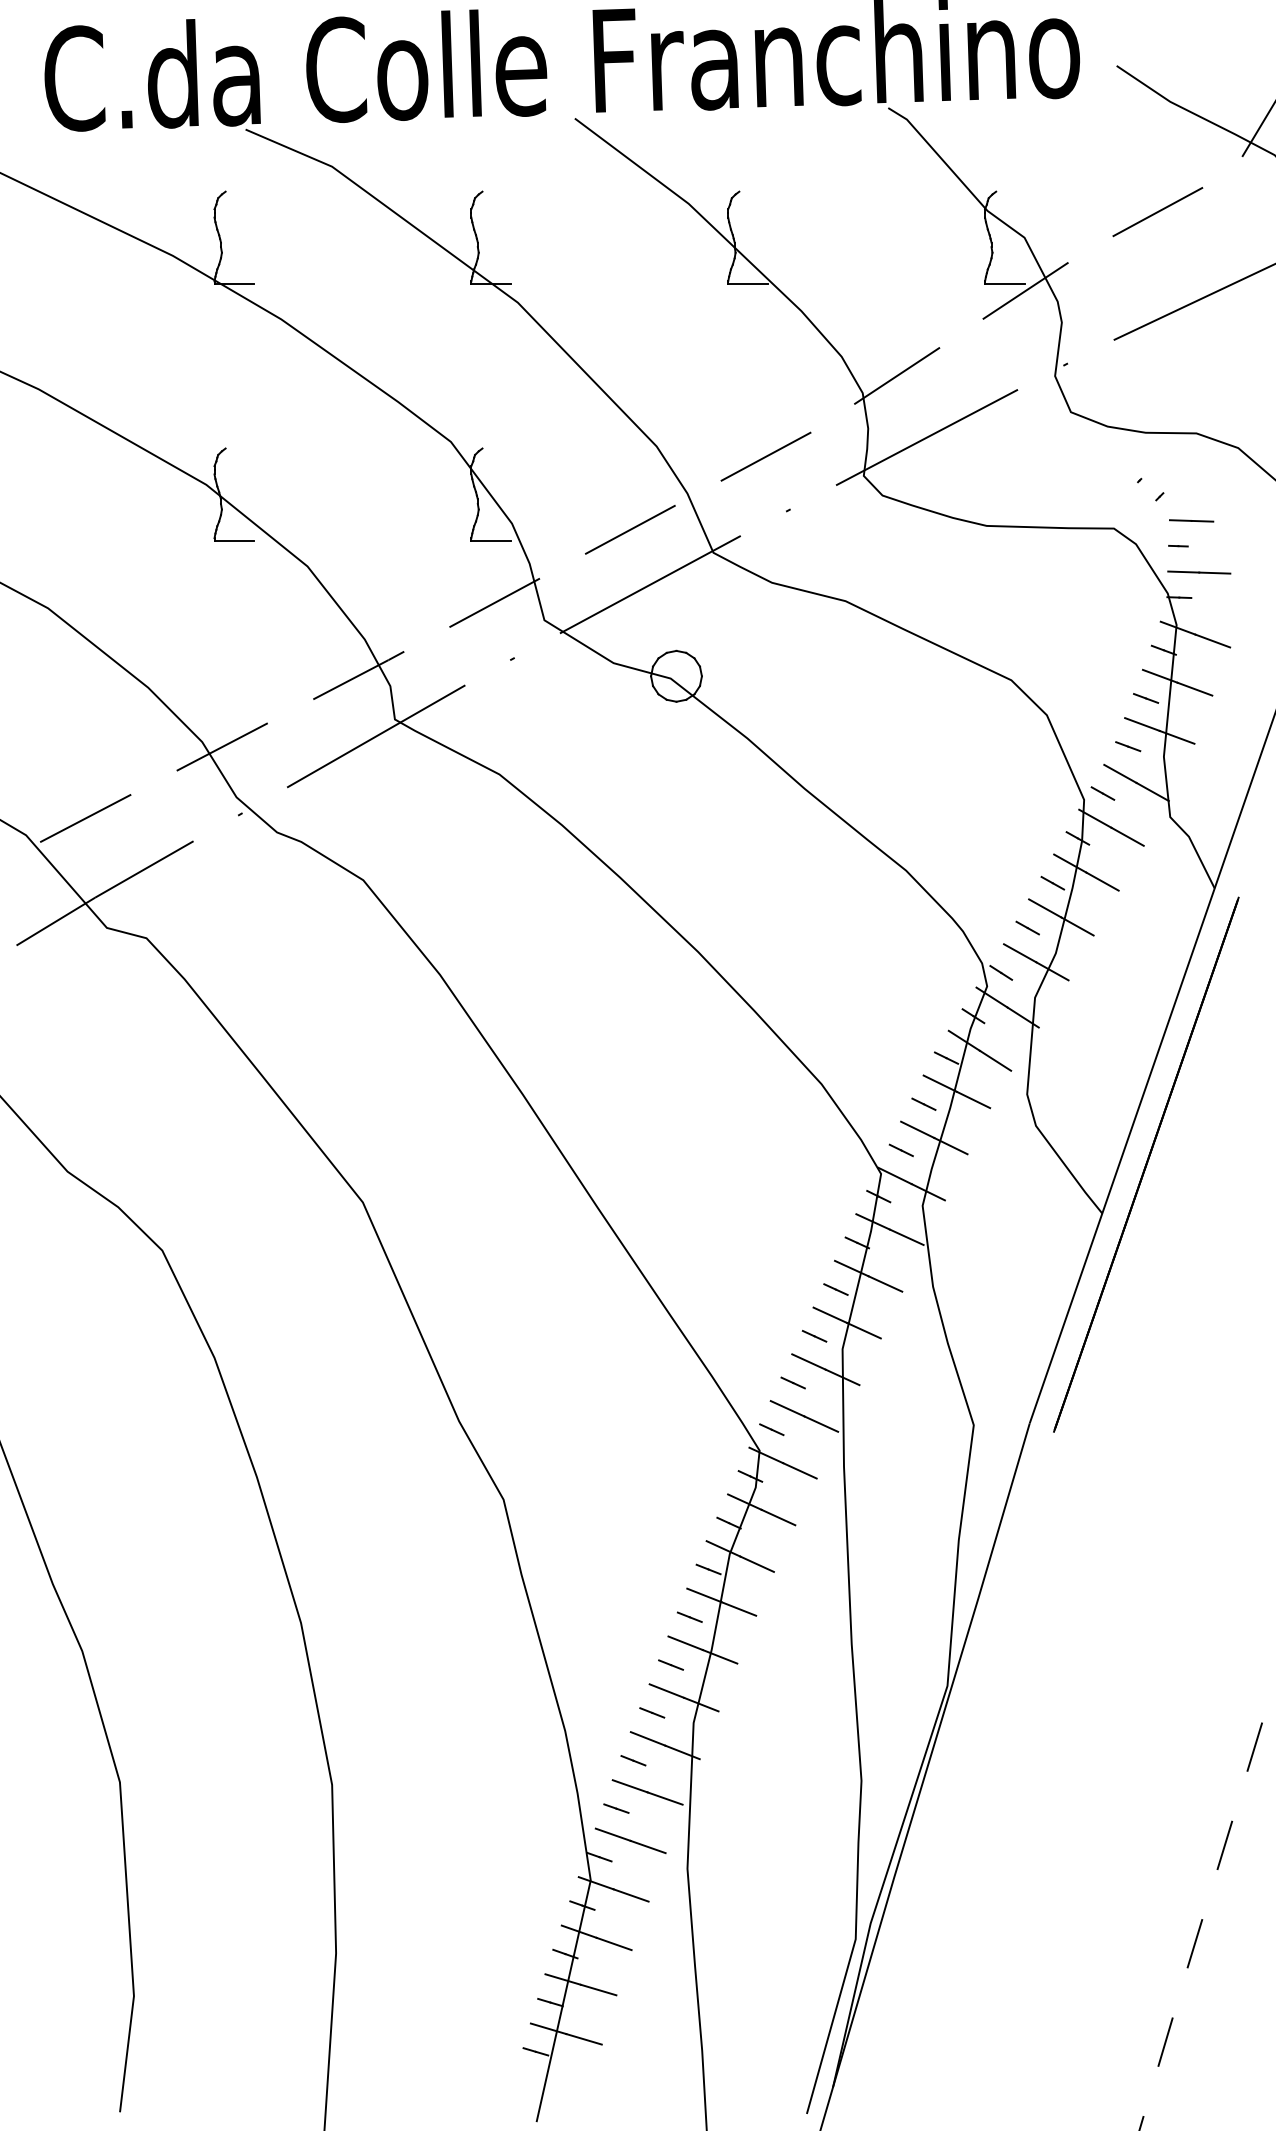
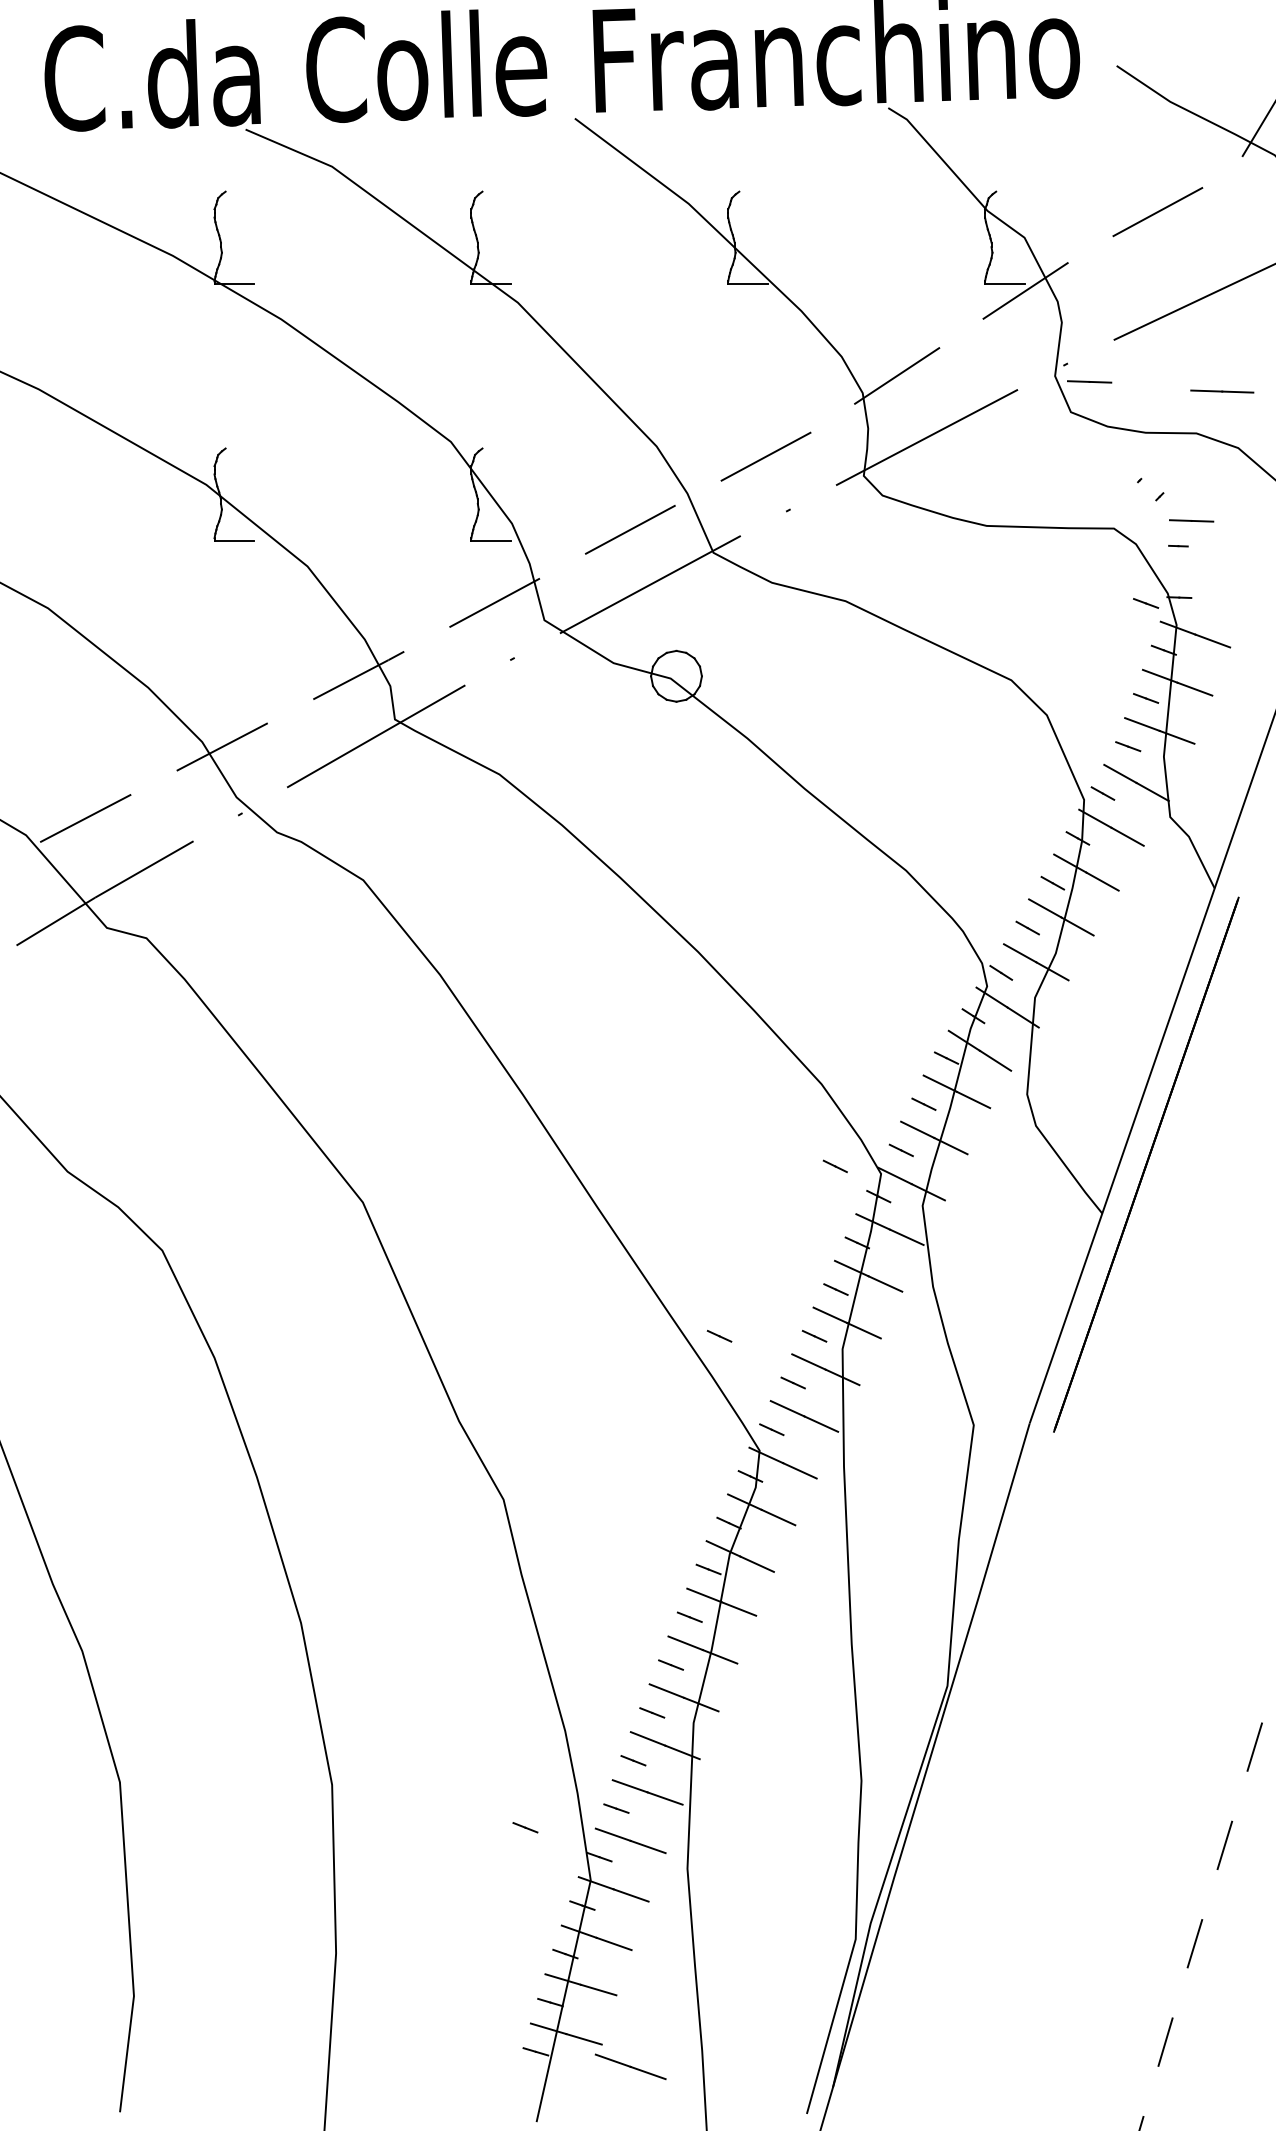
line: none -> present (1089, 381)
line position: (1199, 572) -> (1222, 391) (1222, 391)
line: none -> present (1146, 603)
line: none -> present (834, 1166)
line: none -> present (719, 1336)
line: none -> present (525, 1827)
line: none -> present (630, 2066)
